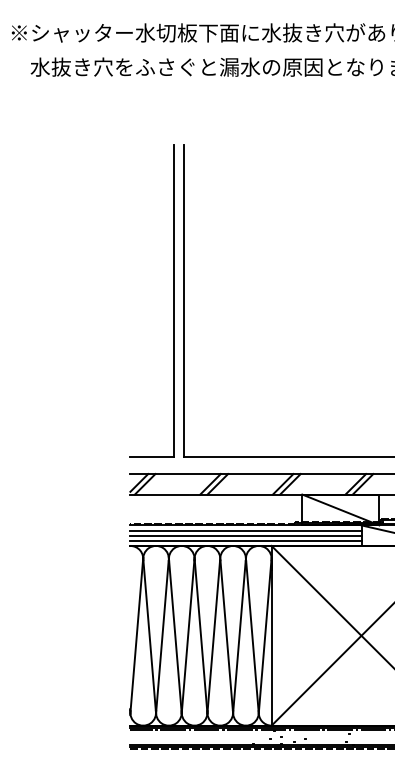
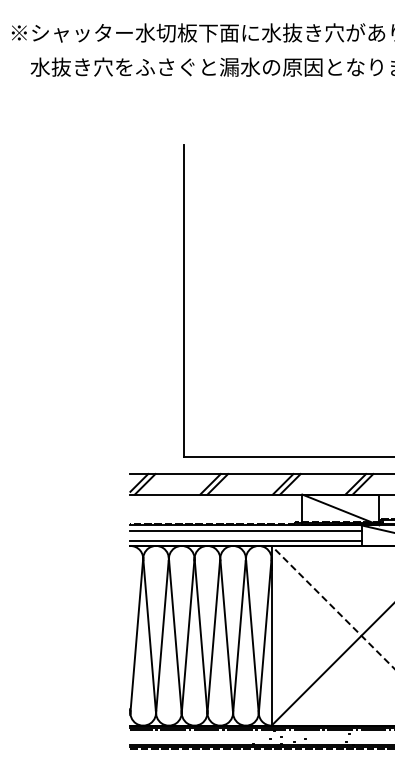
part: present -> none (173, 300)
line: present -> none (245, 535)
line: solid -> dashed (332, 607)
